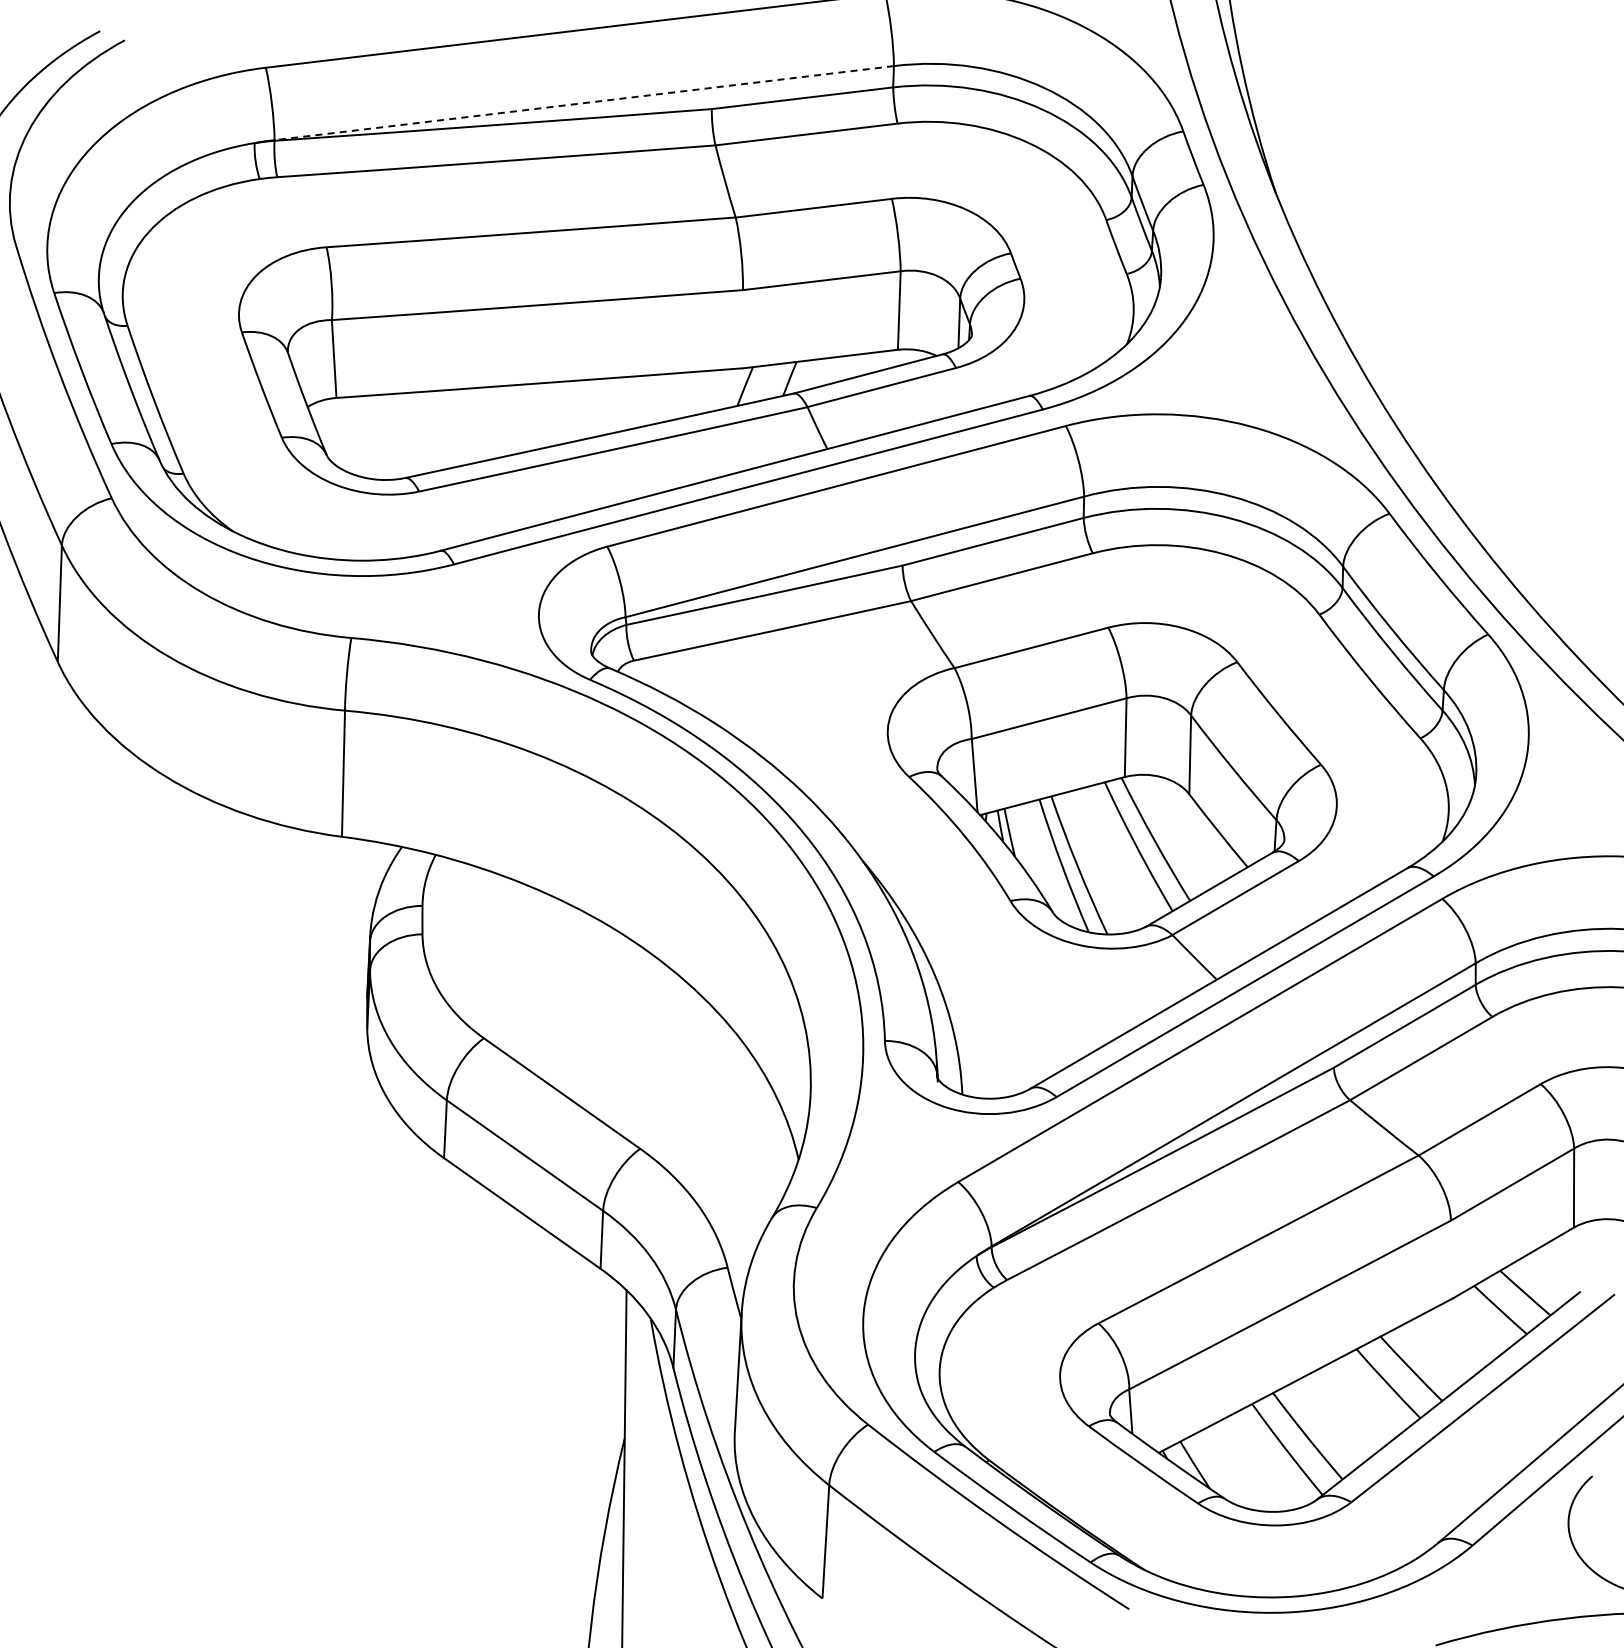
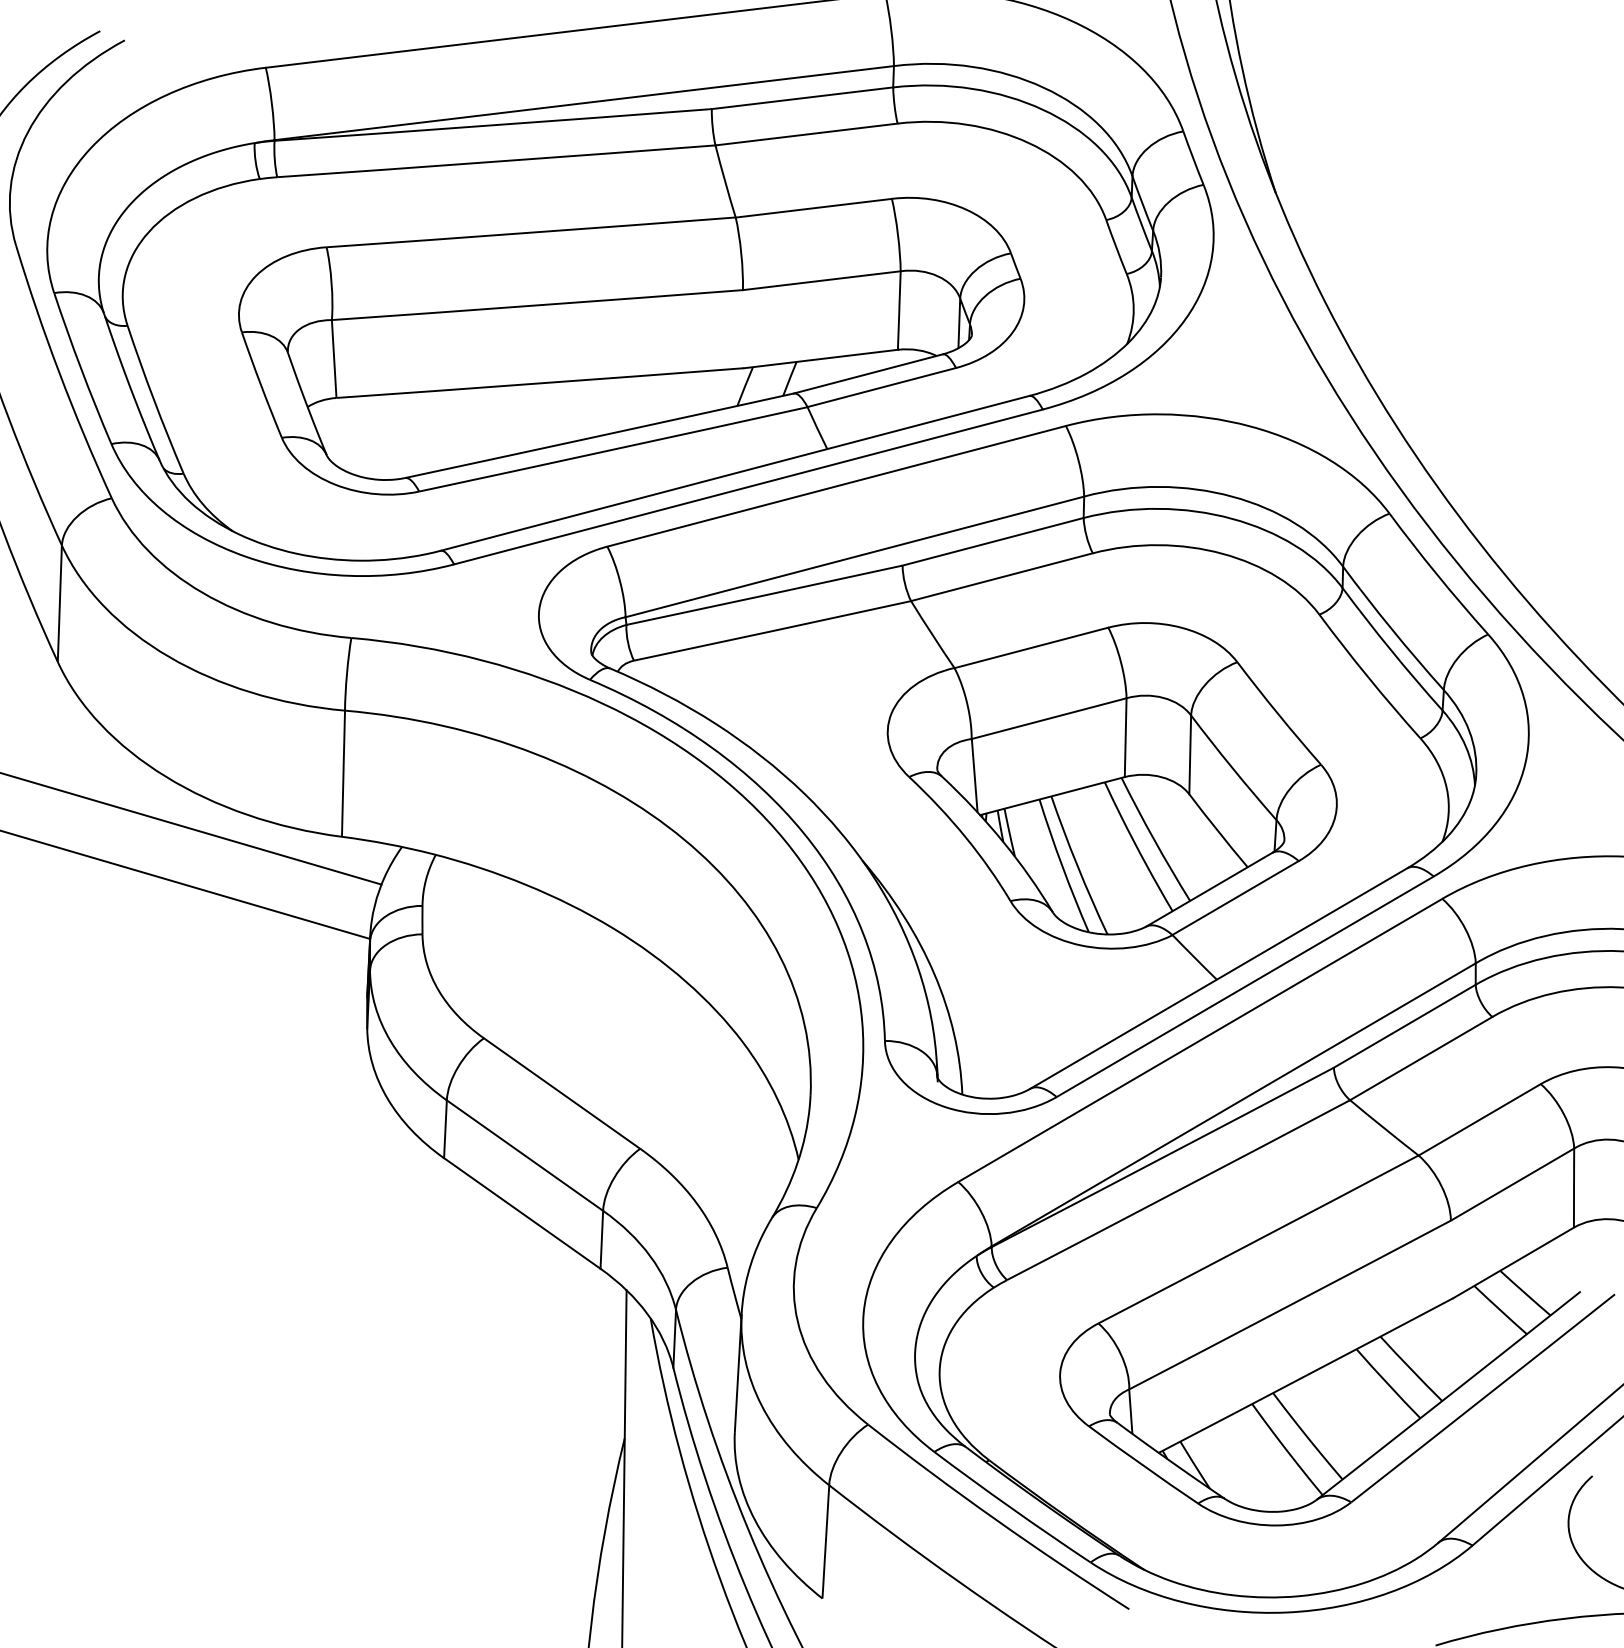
line: dashed -> solid (584, 103)
line: none -> present (191, 828)
line: none -> present (186, 884)
